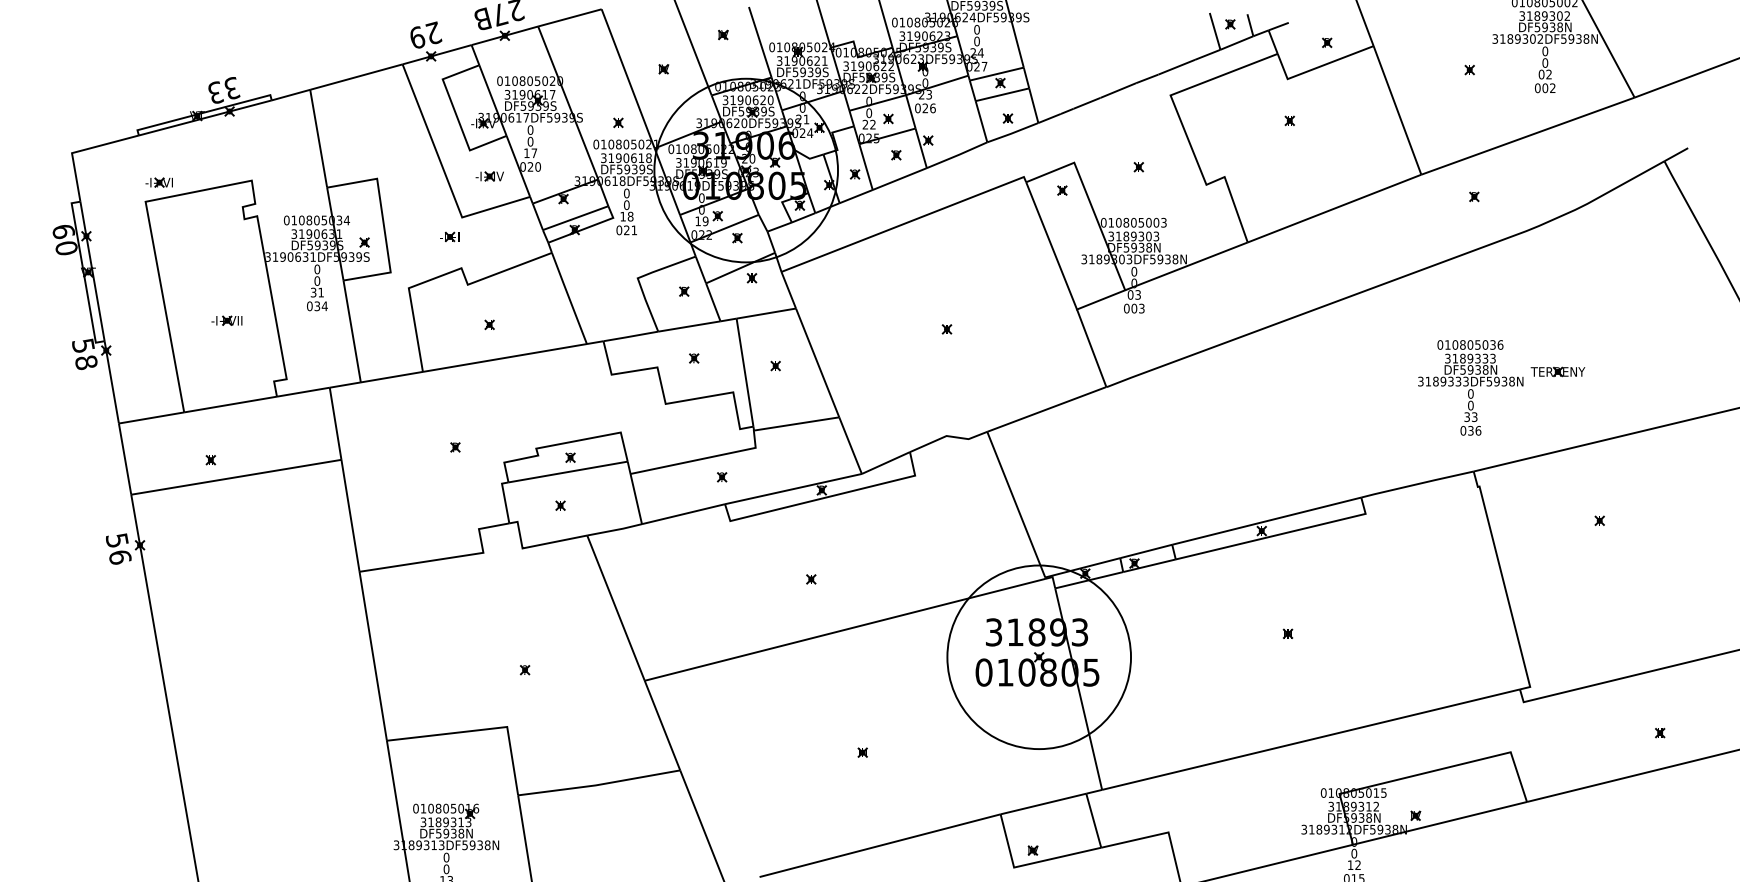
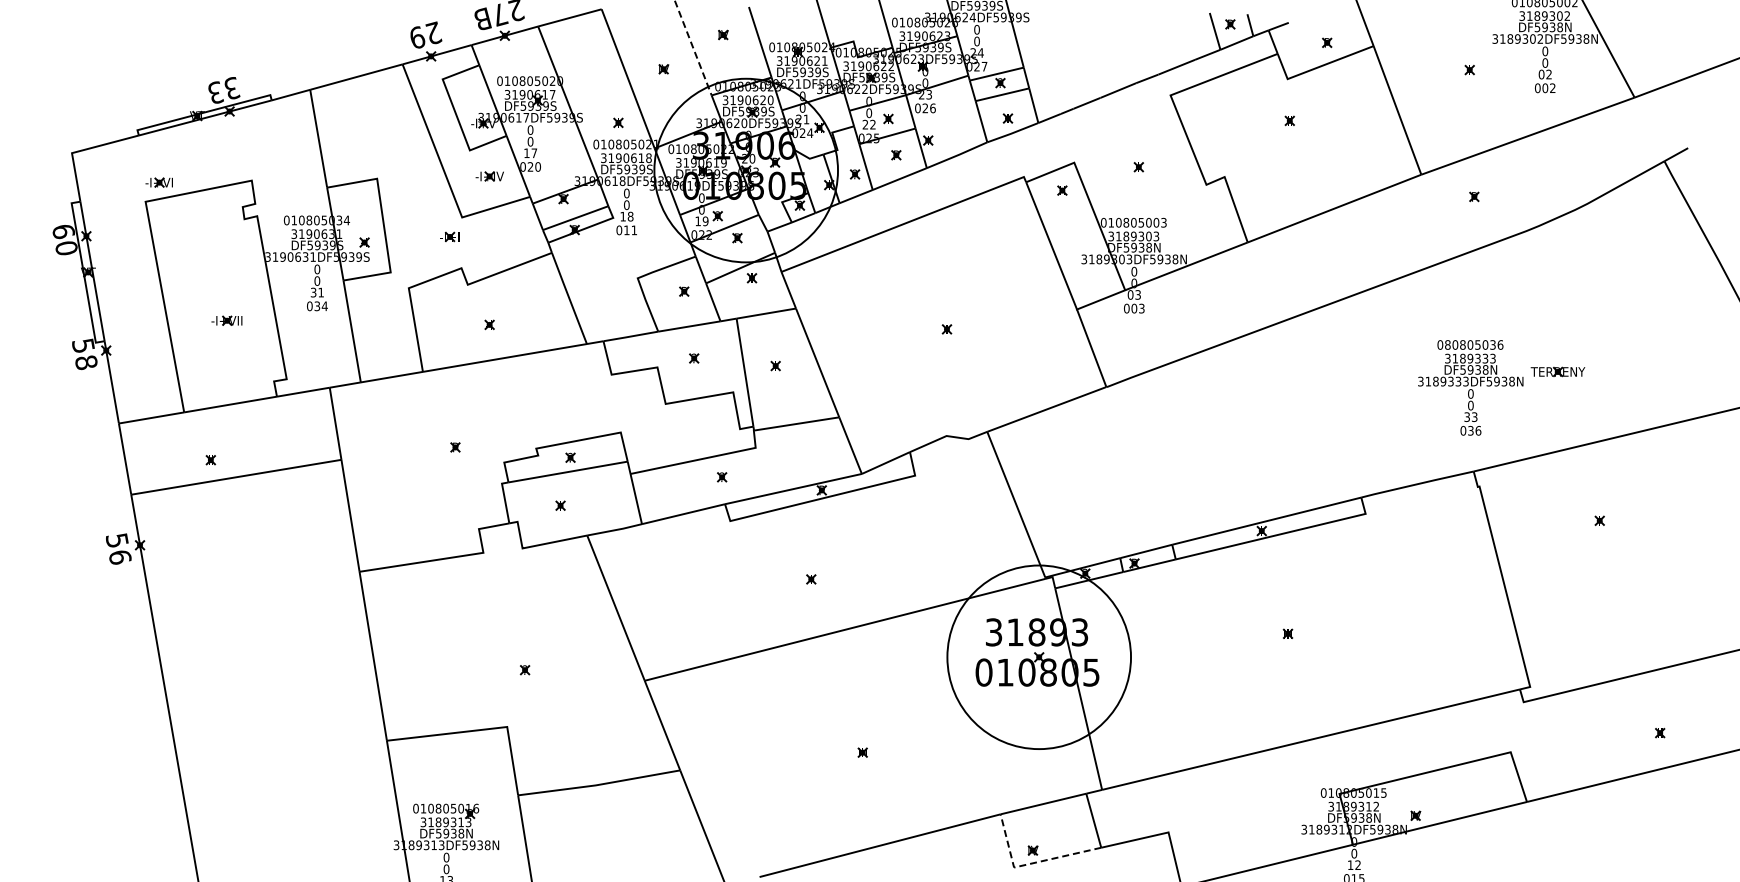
line: solid -> dashed (693, 48)
text: 021 -> 011 (626, 230)
text: 010805036 -> 080805036 (1447, 344)
line: solid -> dashed (1030, 863)
